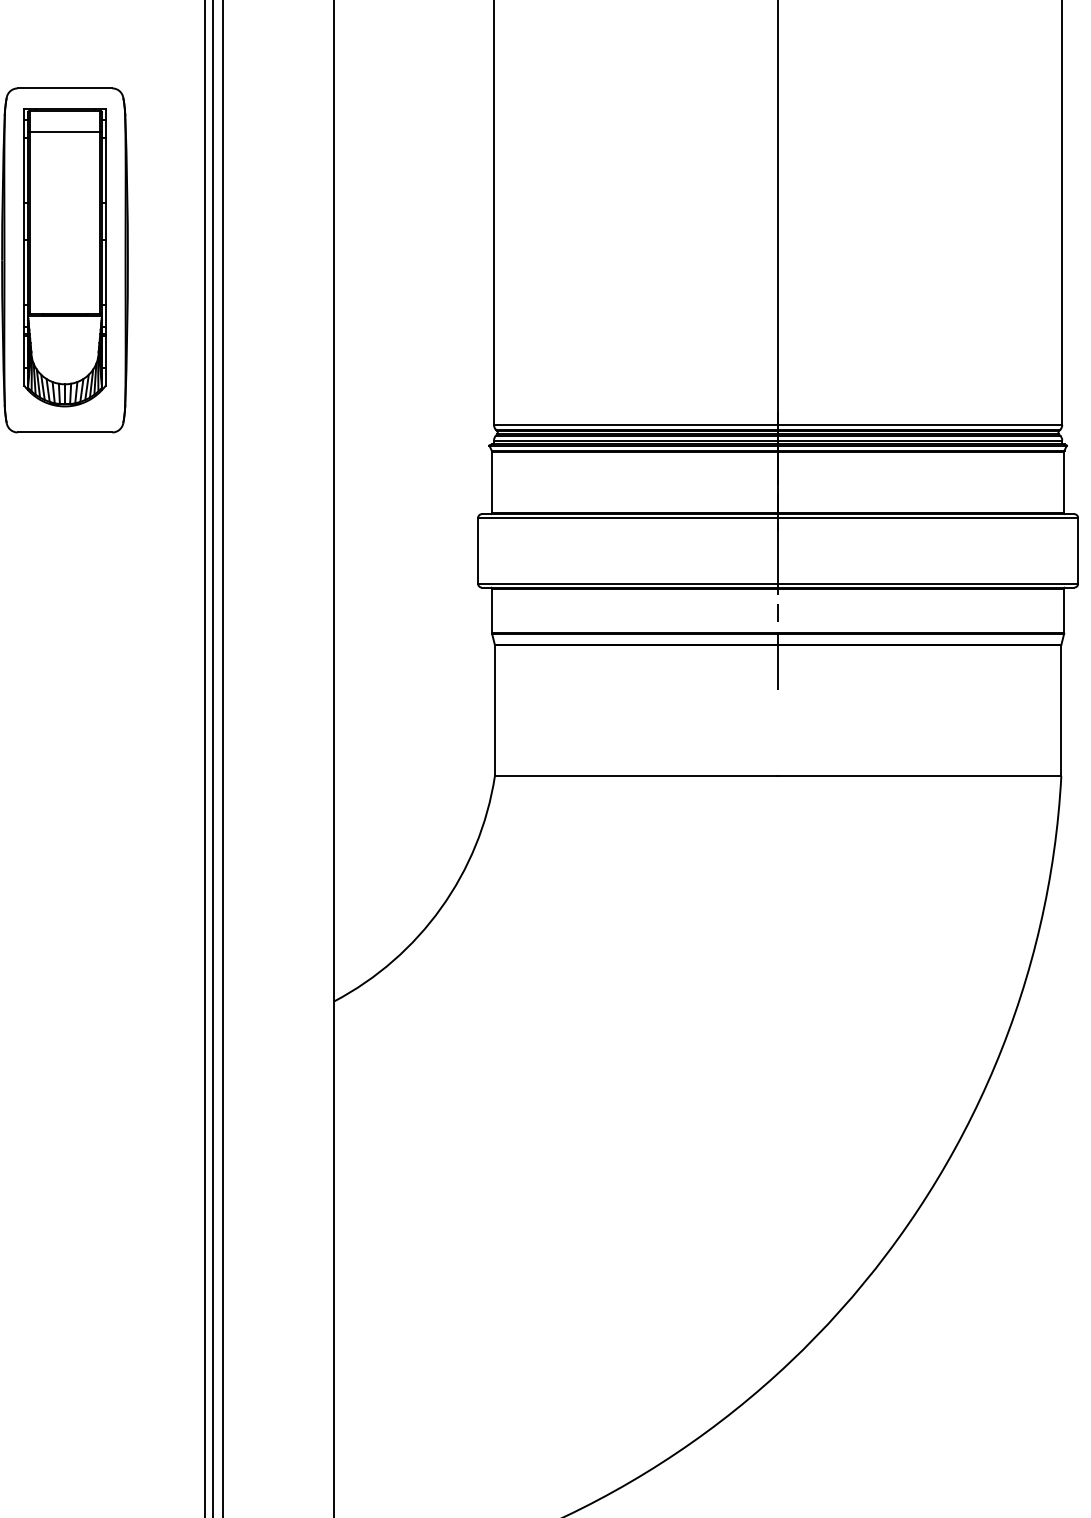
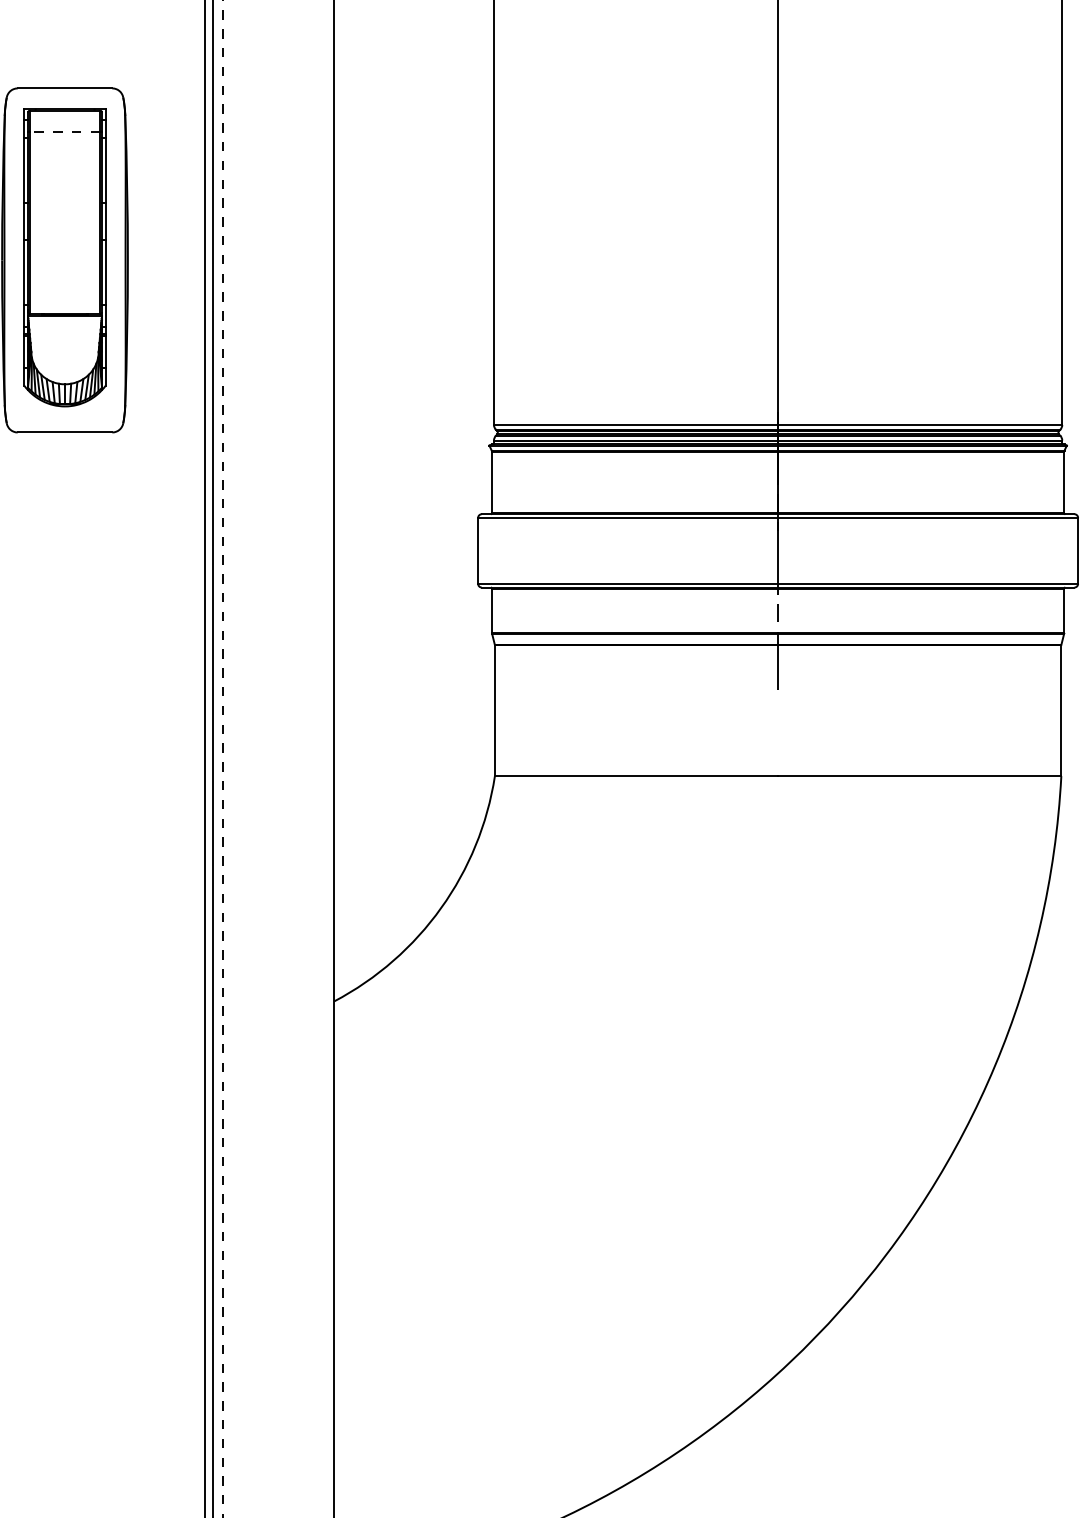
line: solid -> dashed (64, 131)
line: solid -> dashed (223, 759)
